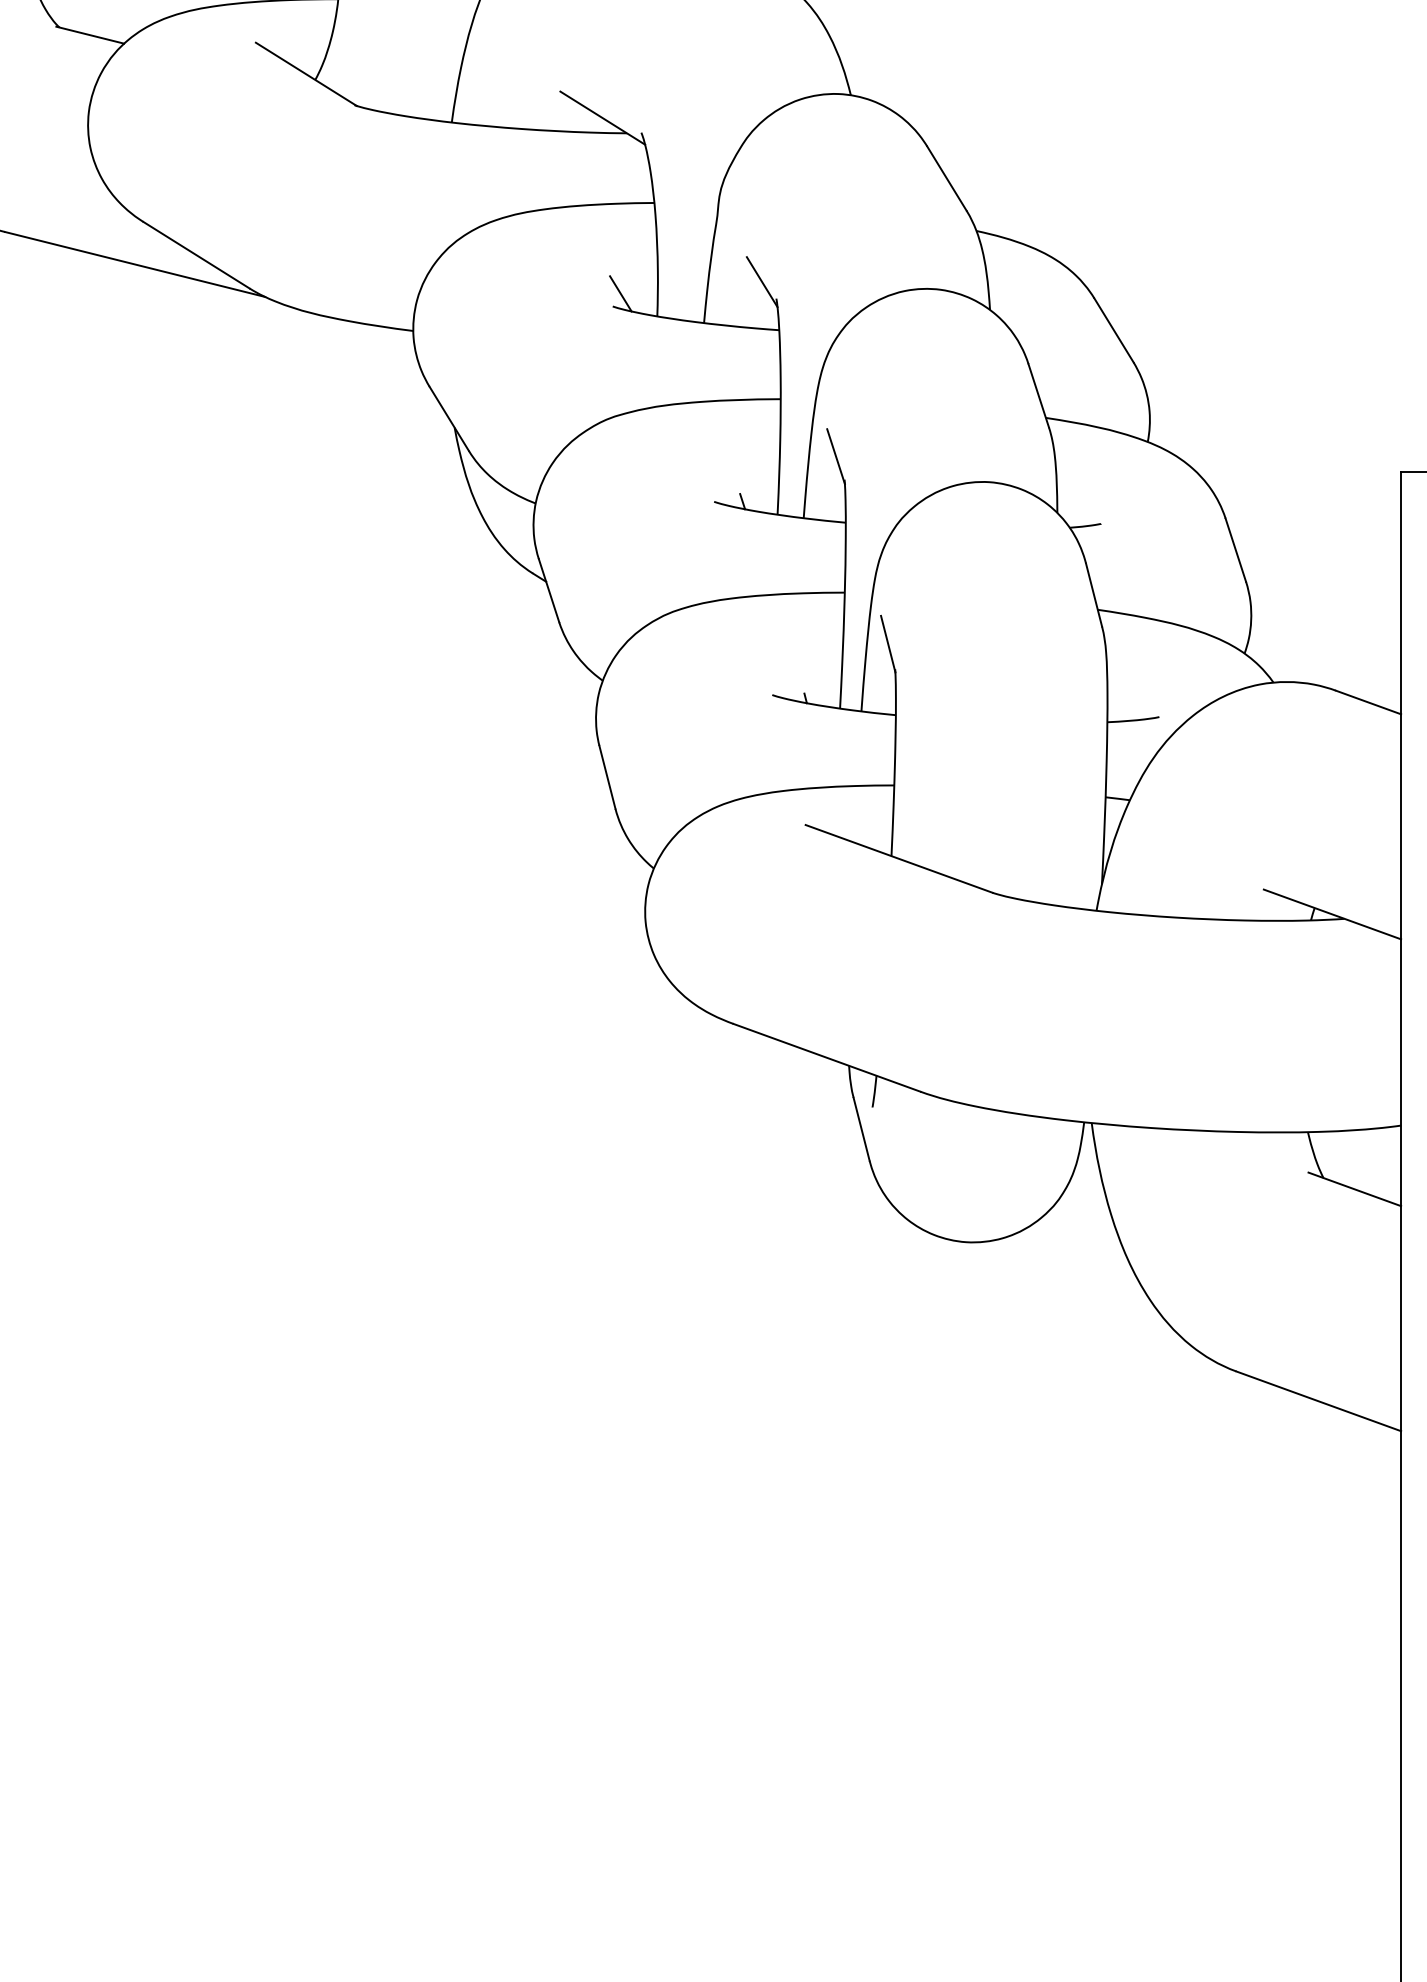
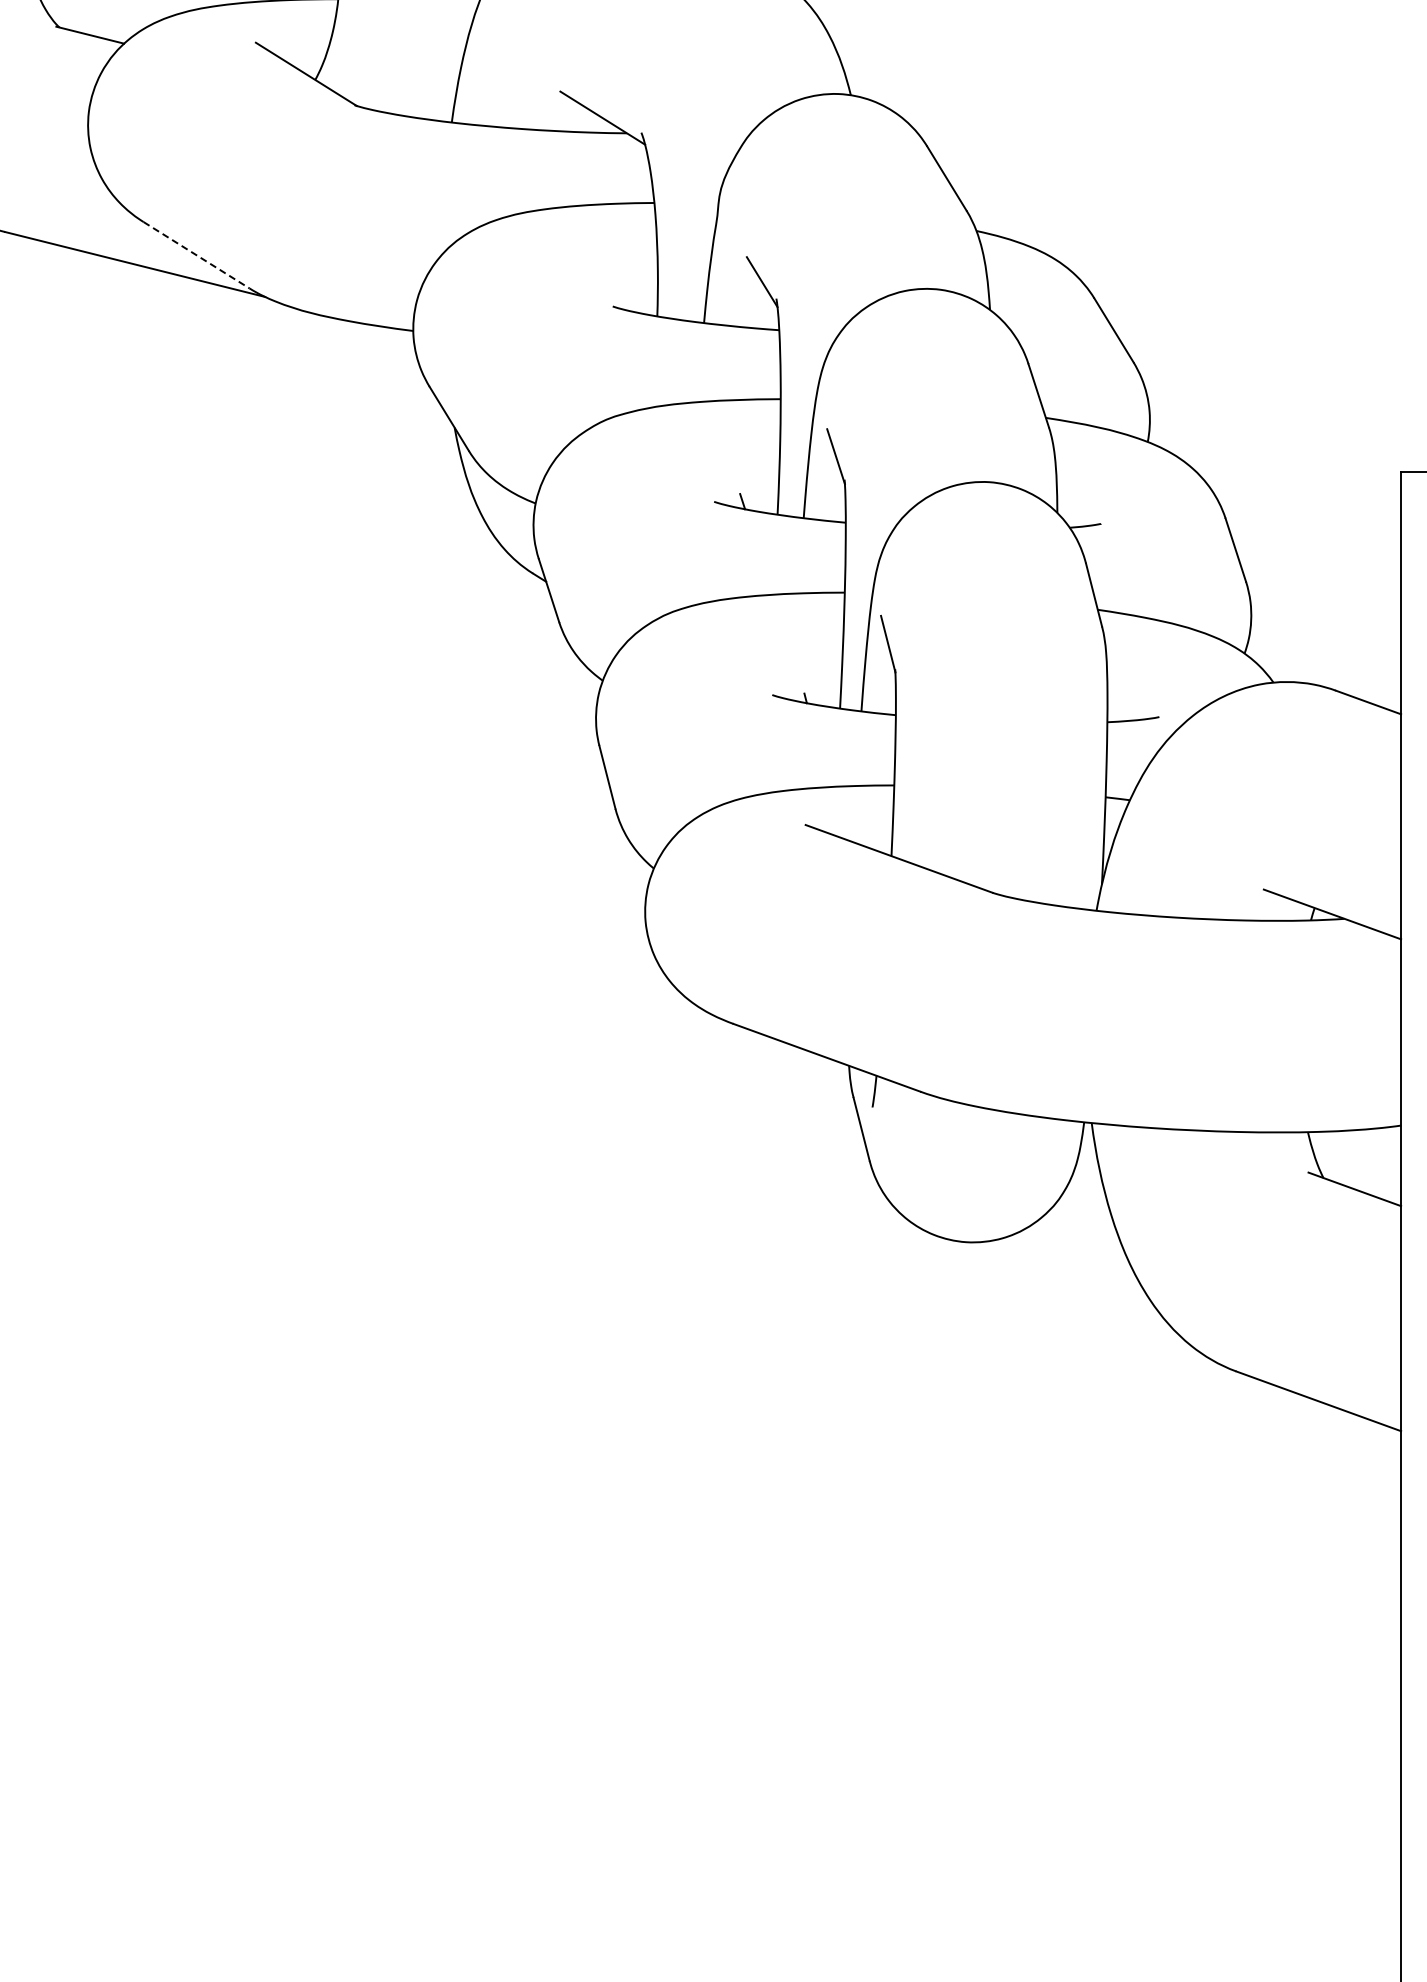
line: solid -> dashed (196, 255)
line: present -> none (620, 293)
